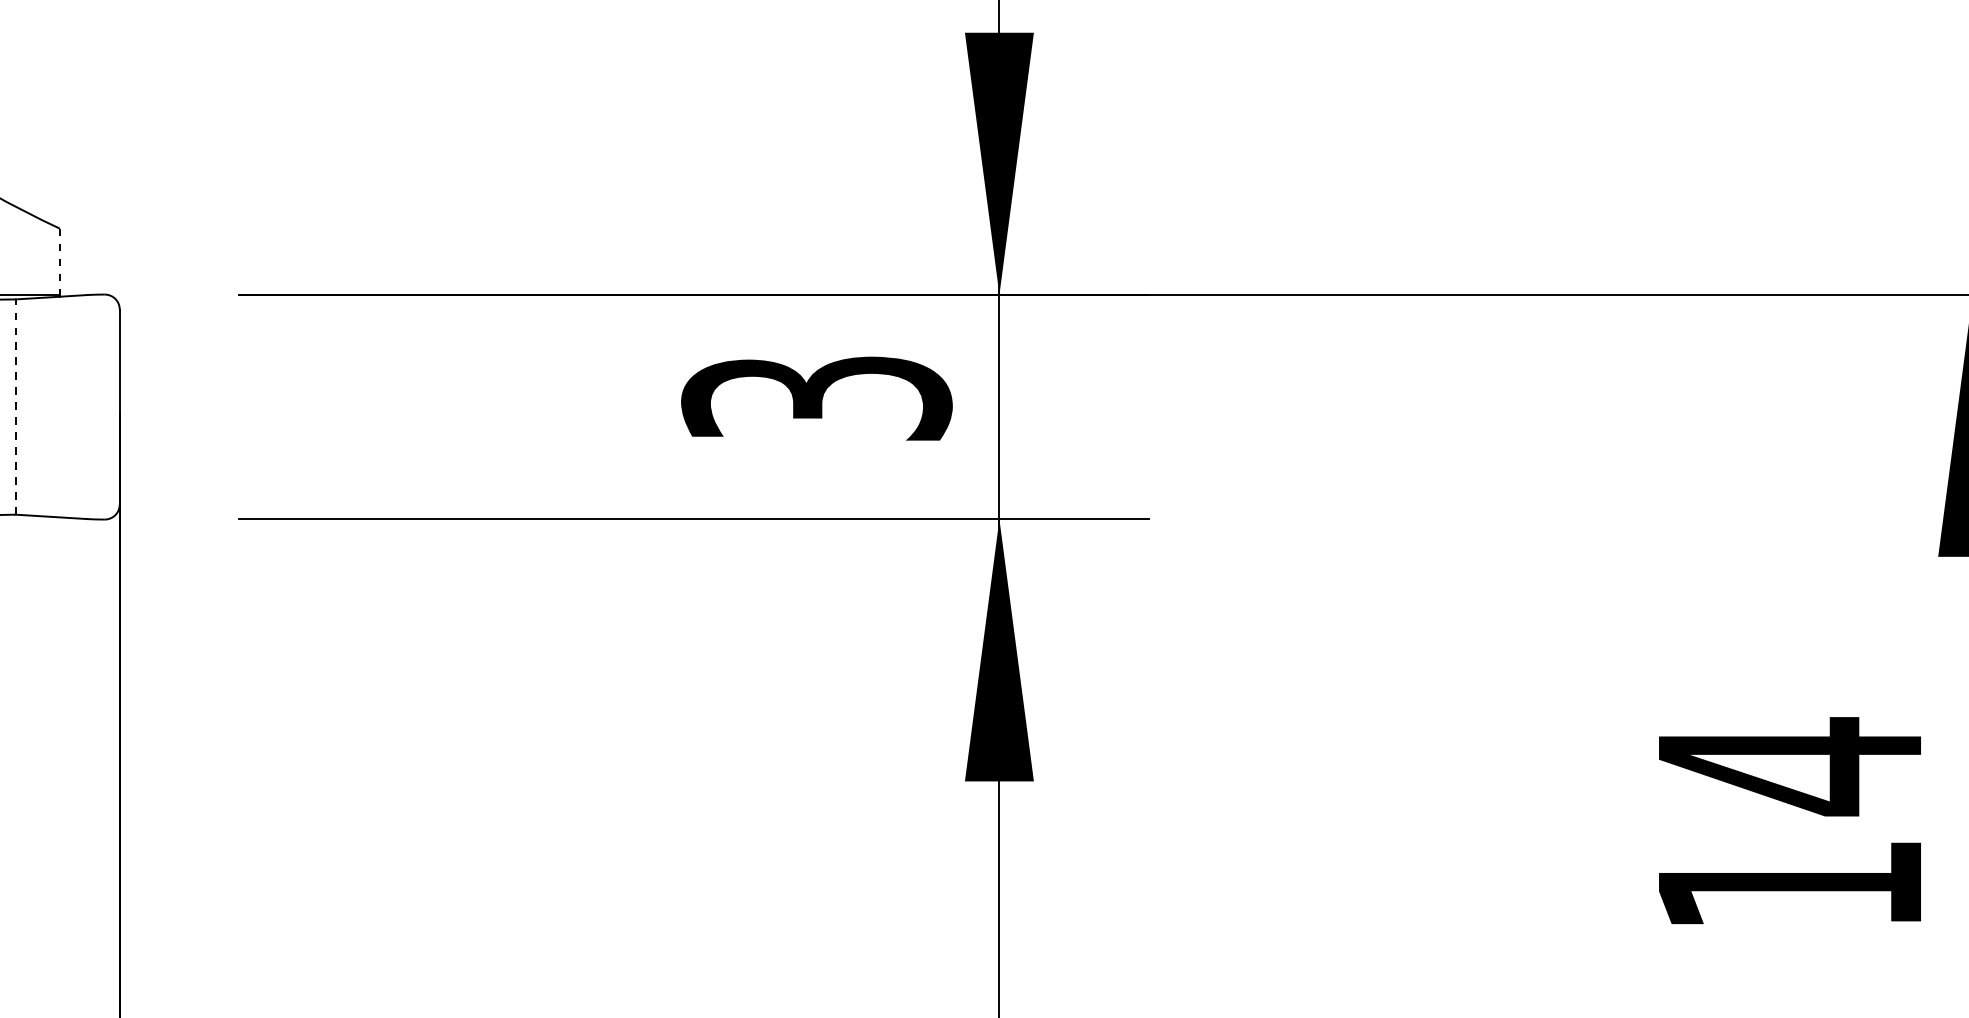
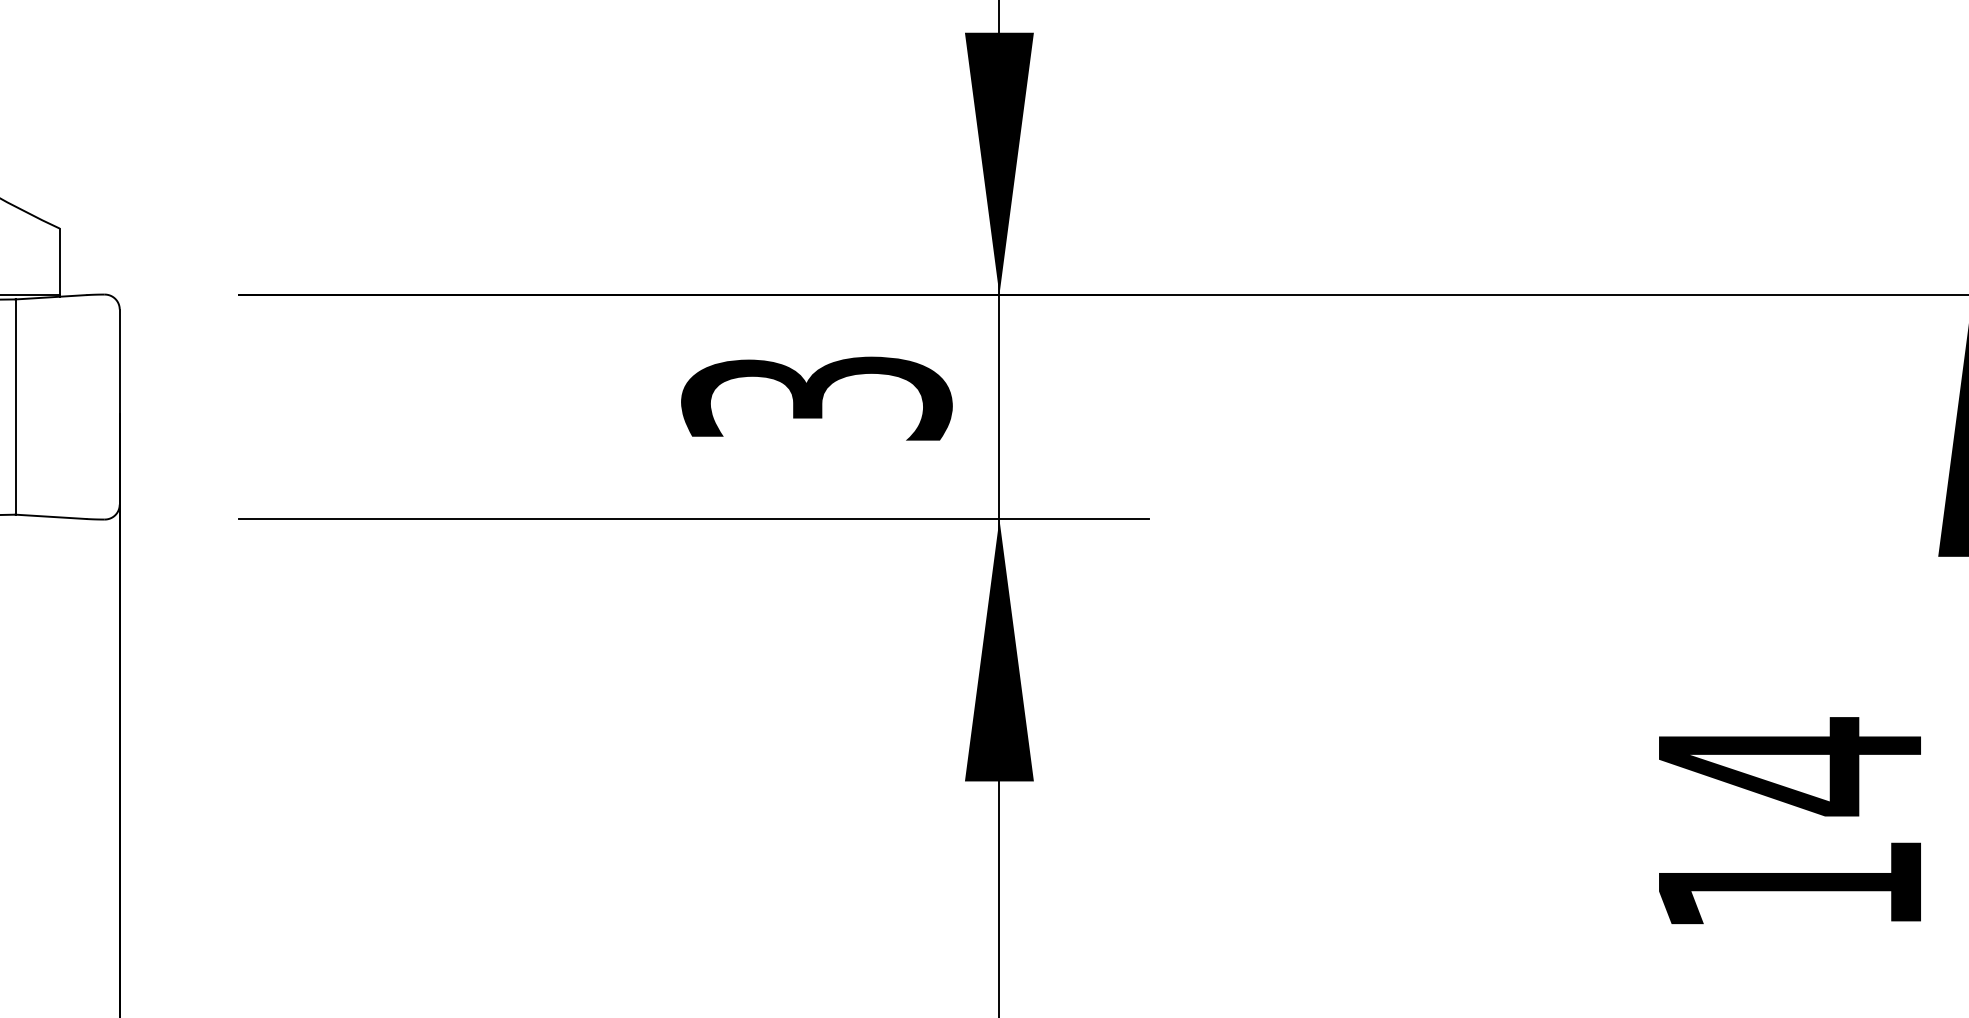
line: dashed -> solid (59, 262)
line: dashed -> solid (15, 407)
